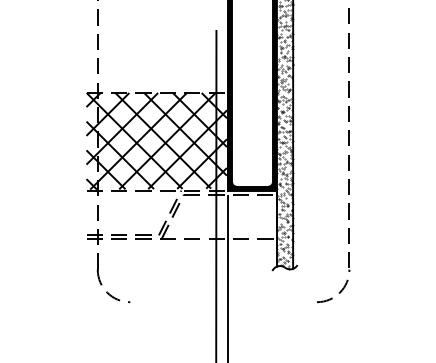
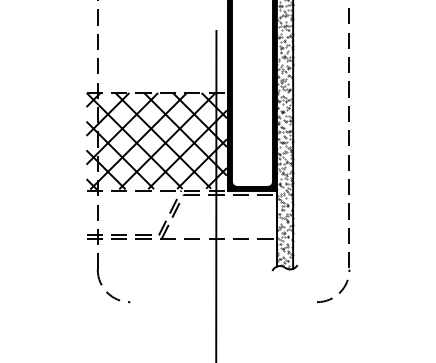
line: present -> none (228, 277)
